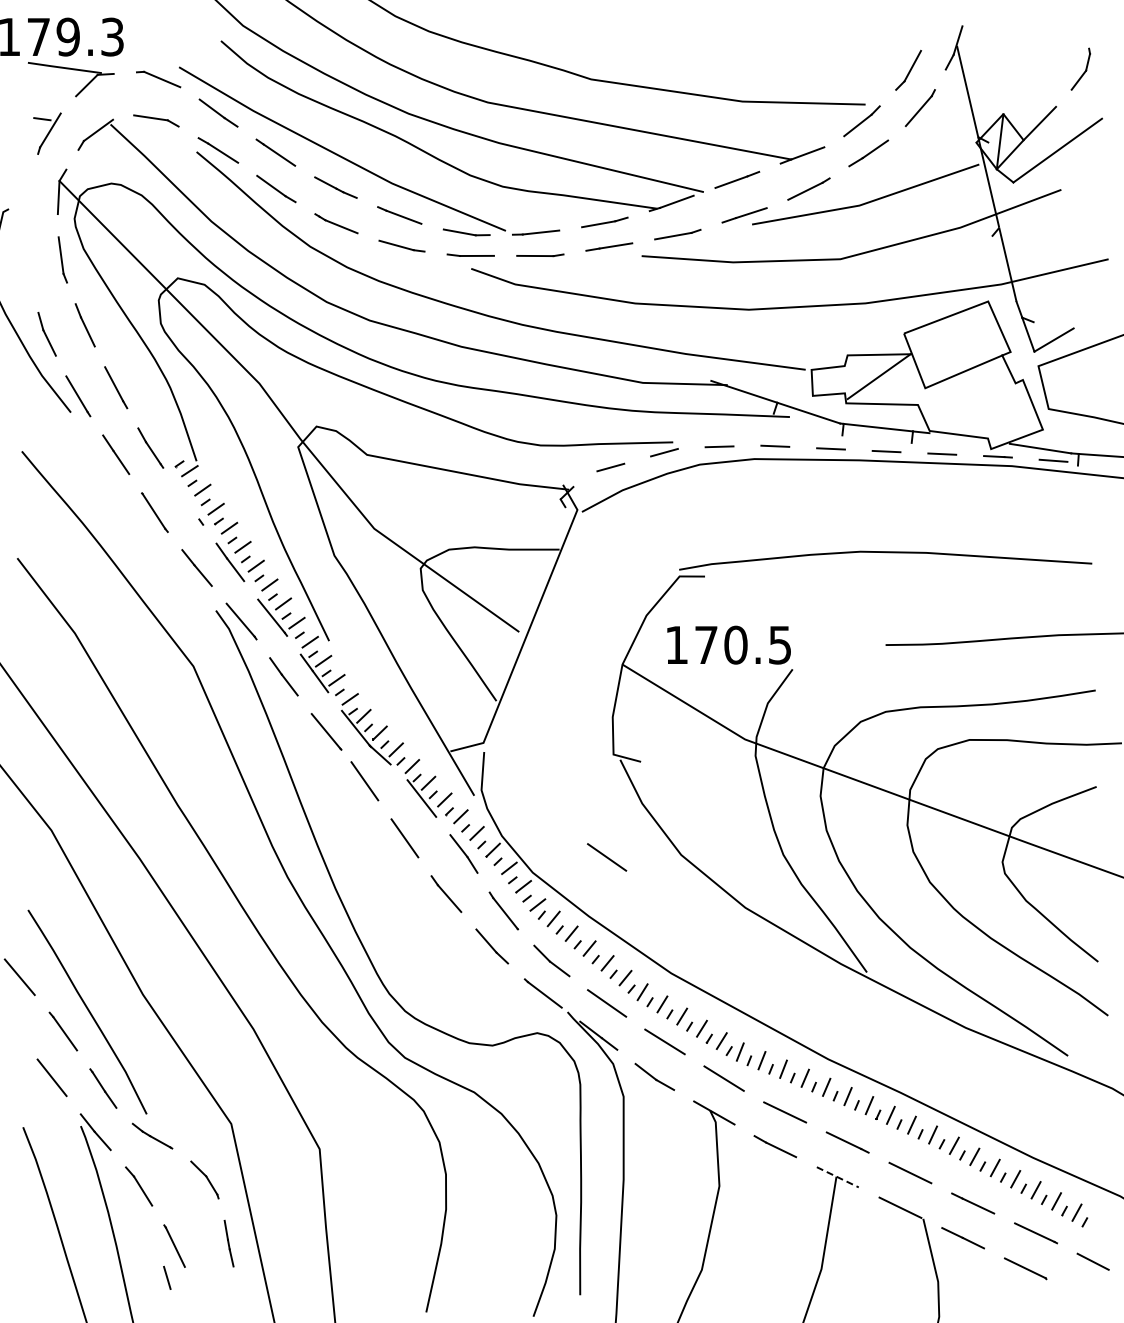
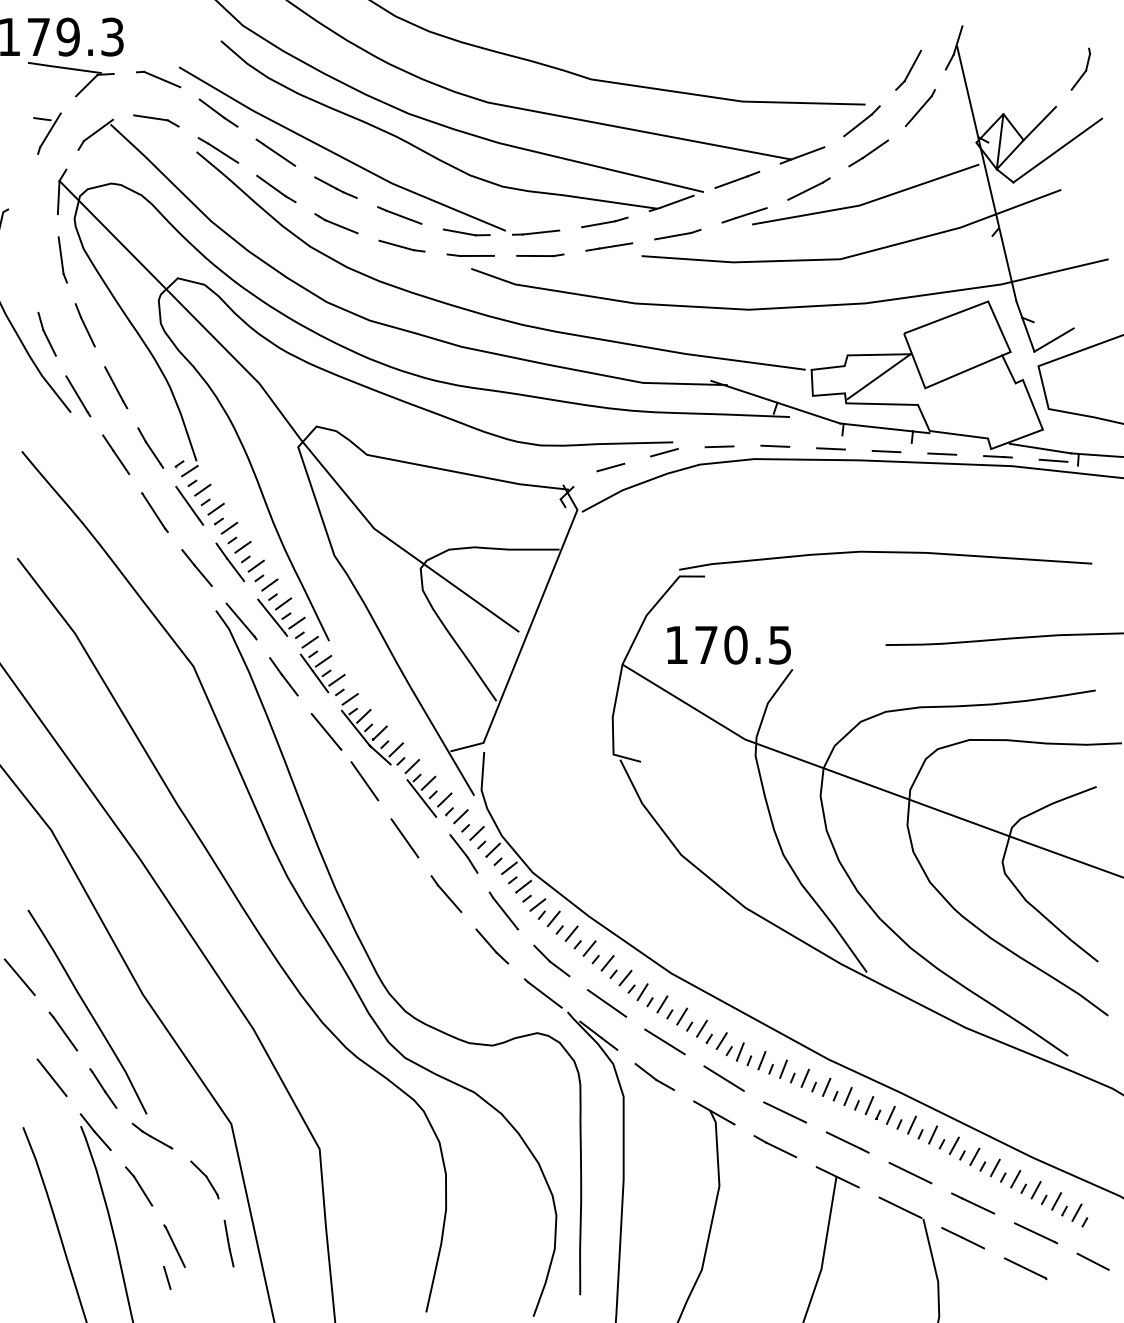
line: none -> present (187, 502)
line: present -> none (607, 857)
line: dashed -> solid (838, 1177)
